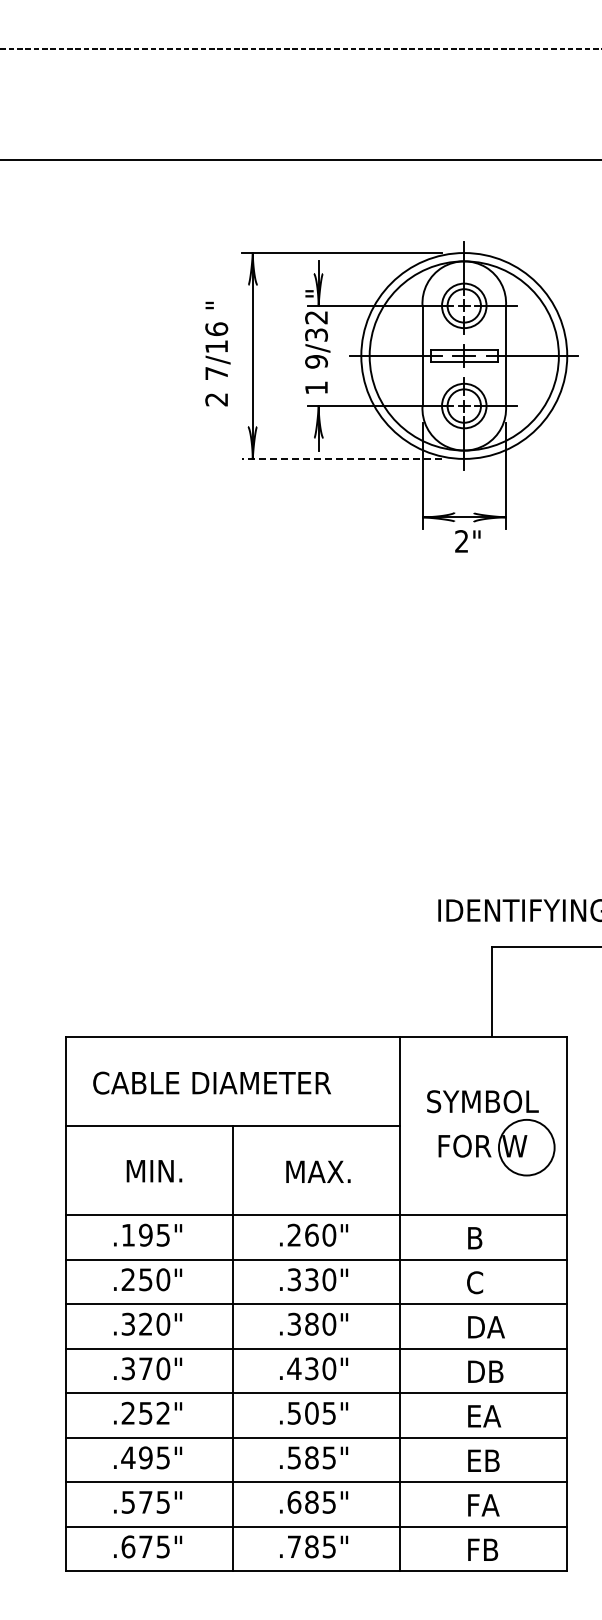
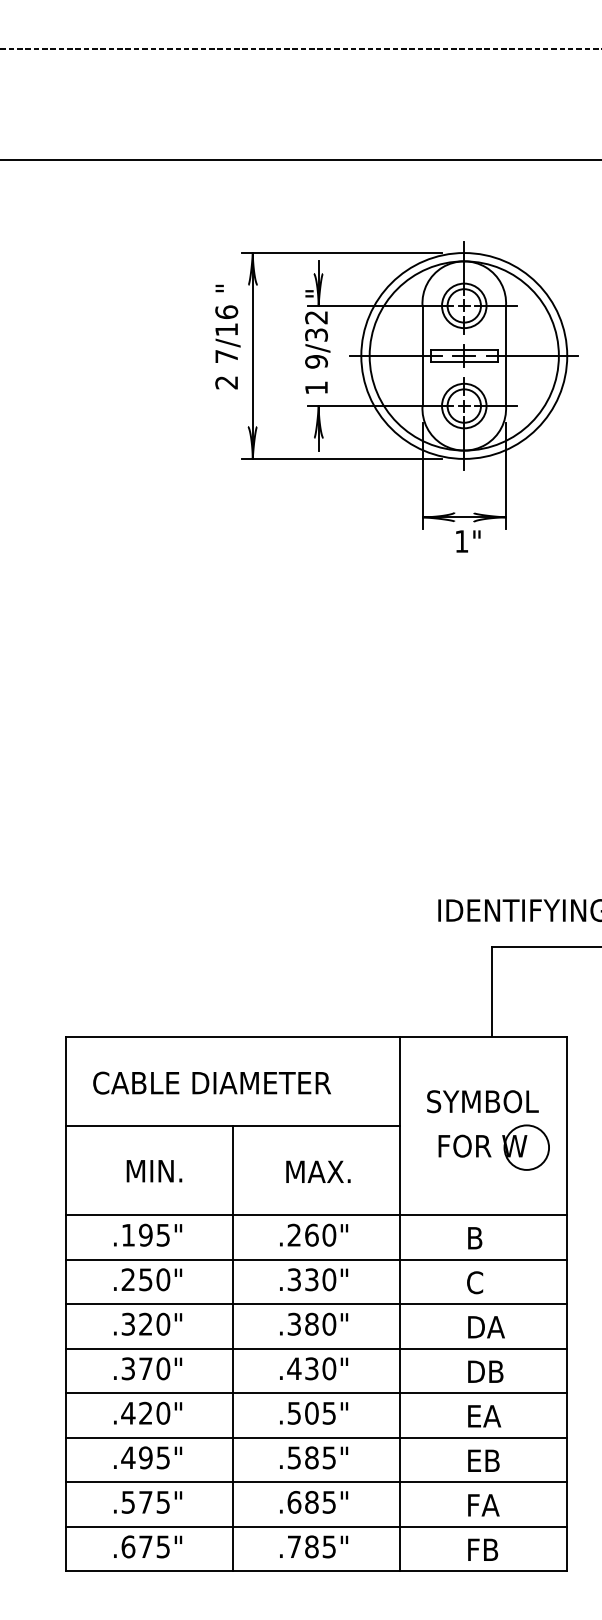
text position: (217, 353) -> (227, 336) (227, 336)
line: dashed -> solid (341, 458)
text: 2" -> 1" (461, 541)
circle diameter: 56 px -> 45 px (526, 1147)
text: .252" -> .420" (145, 1412)
